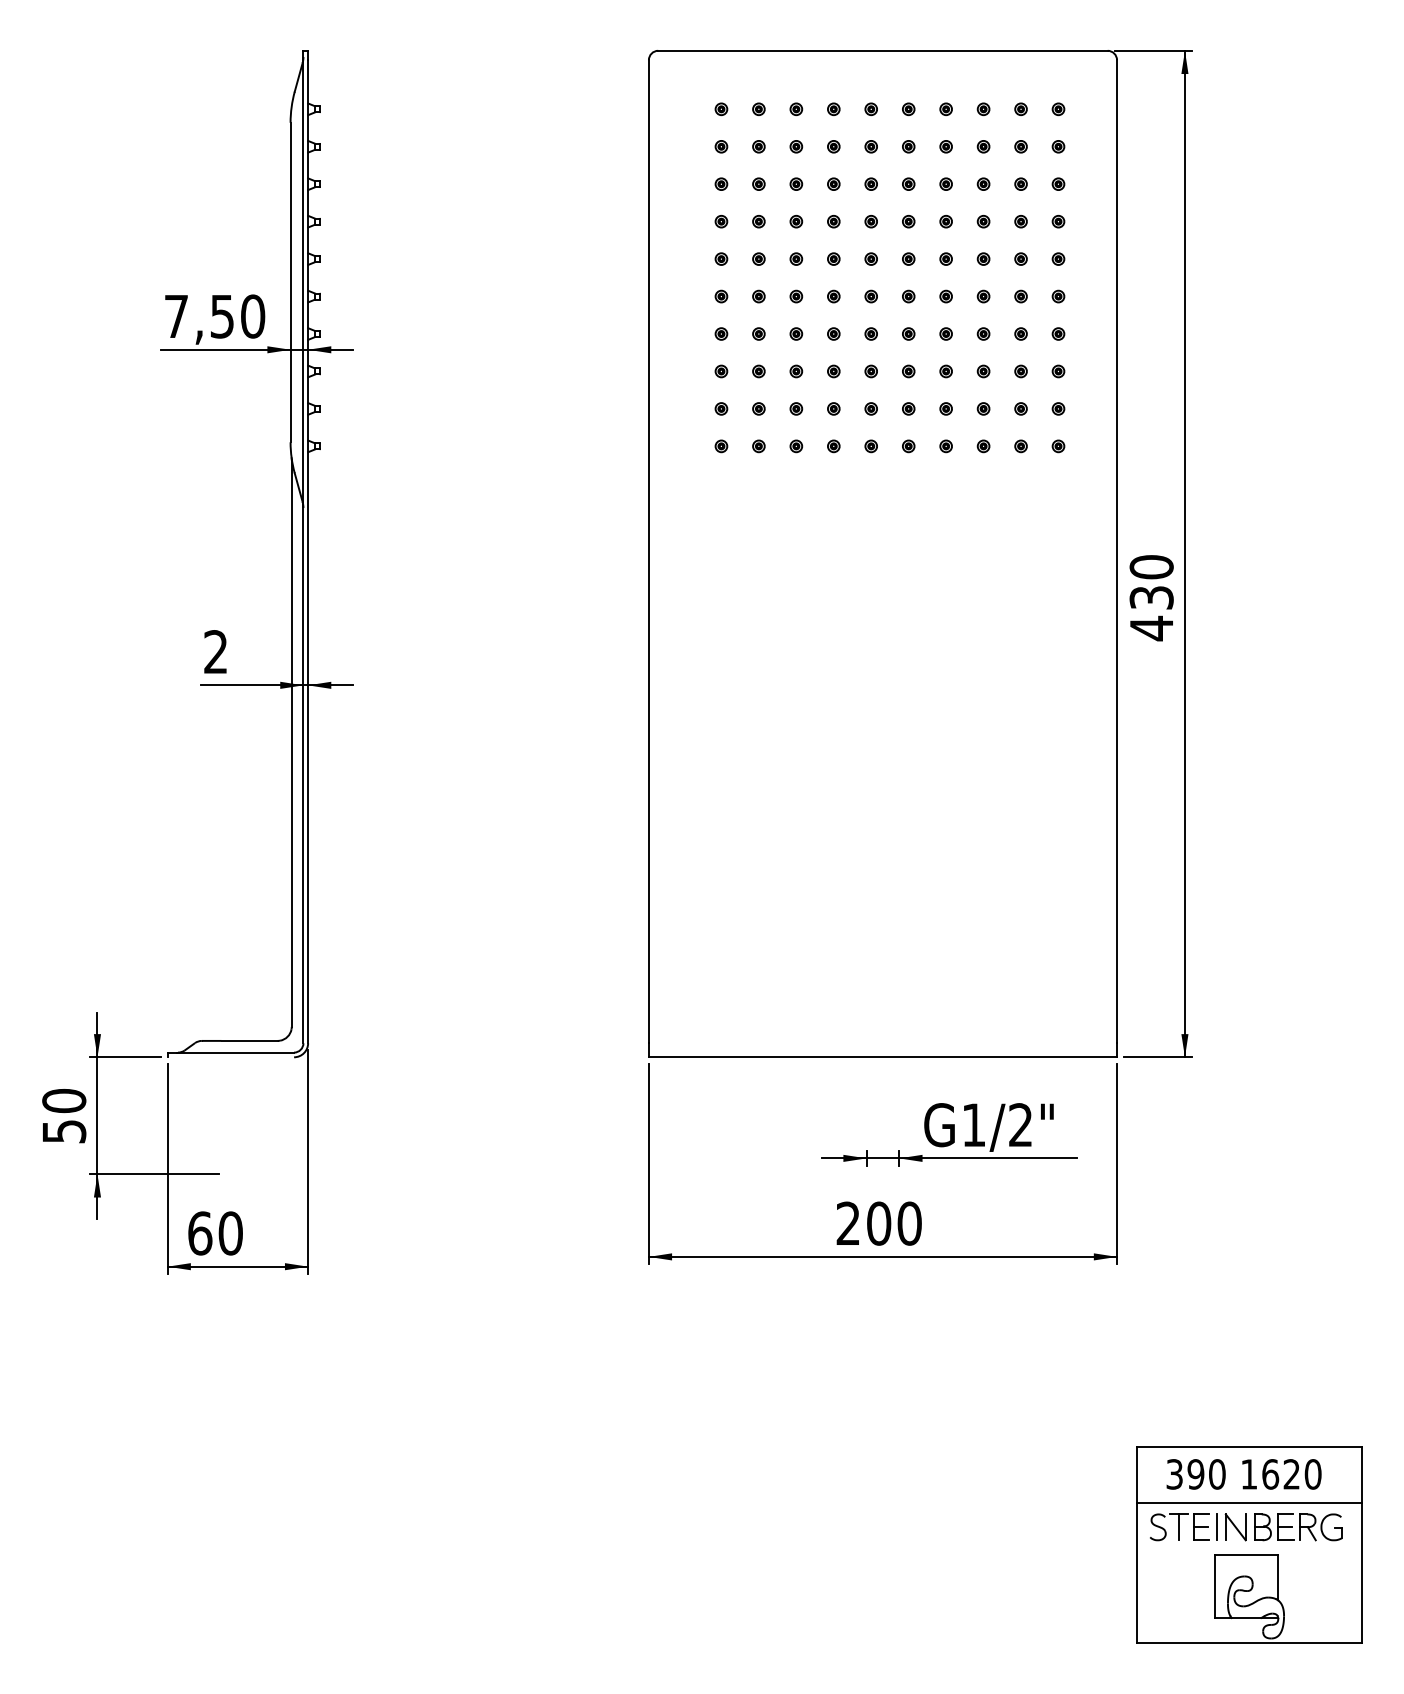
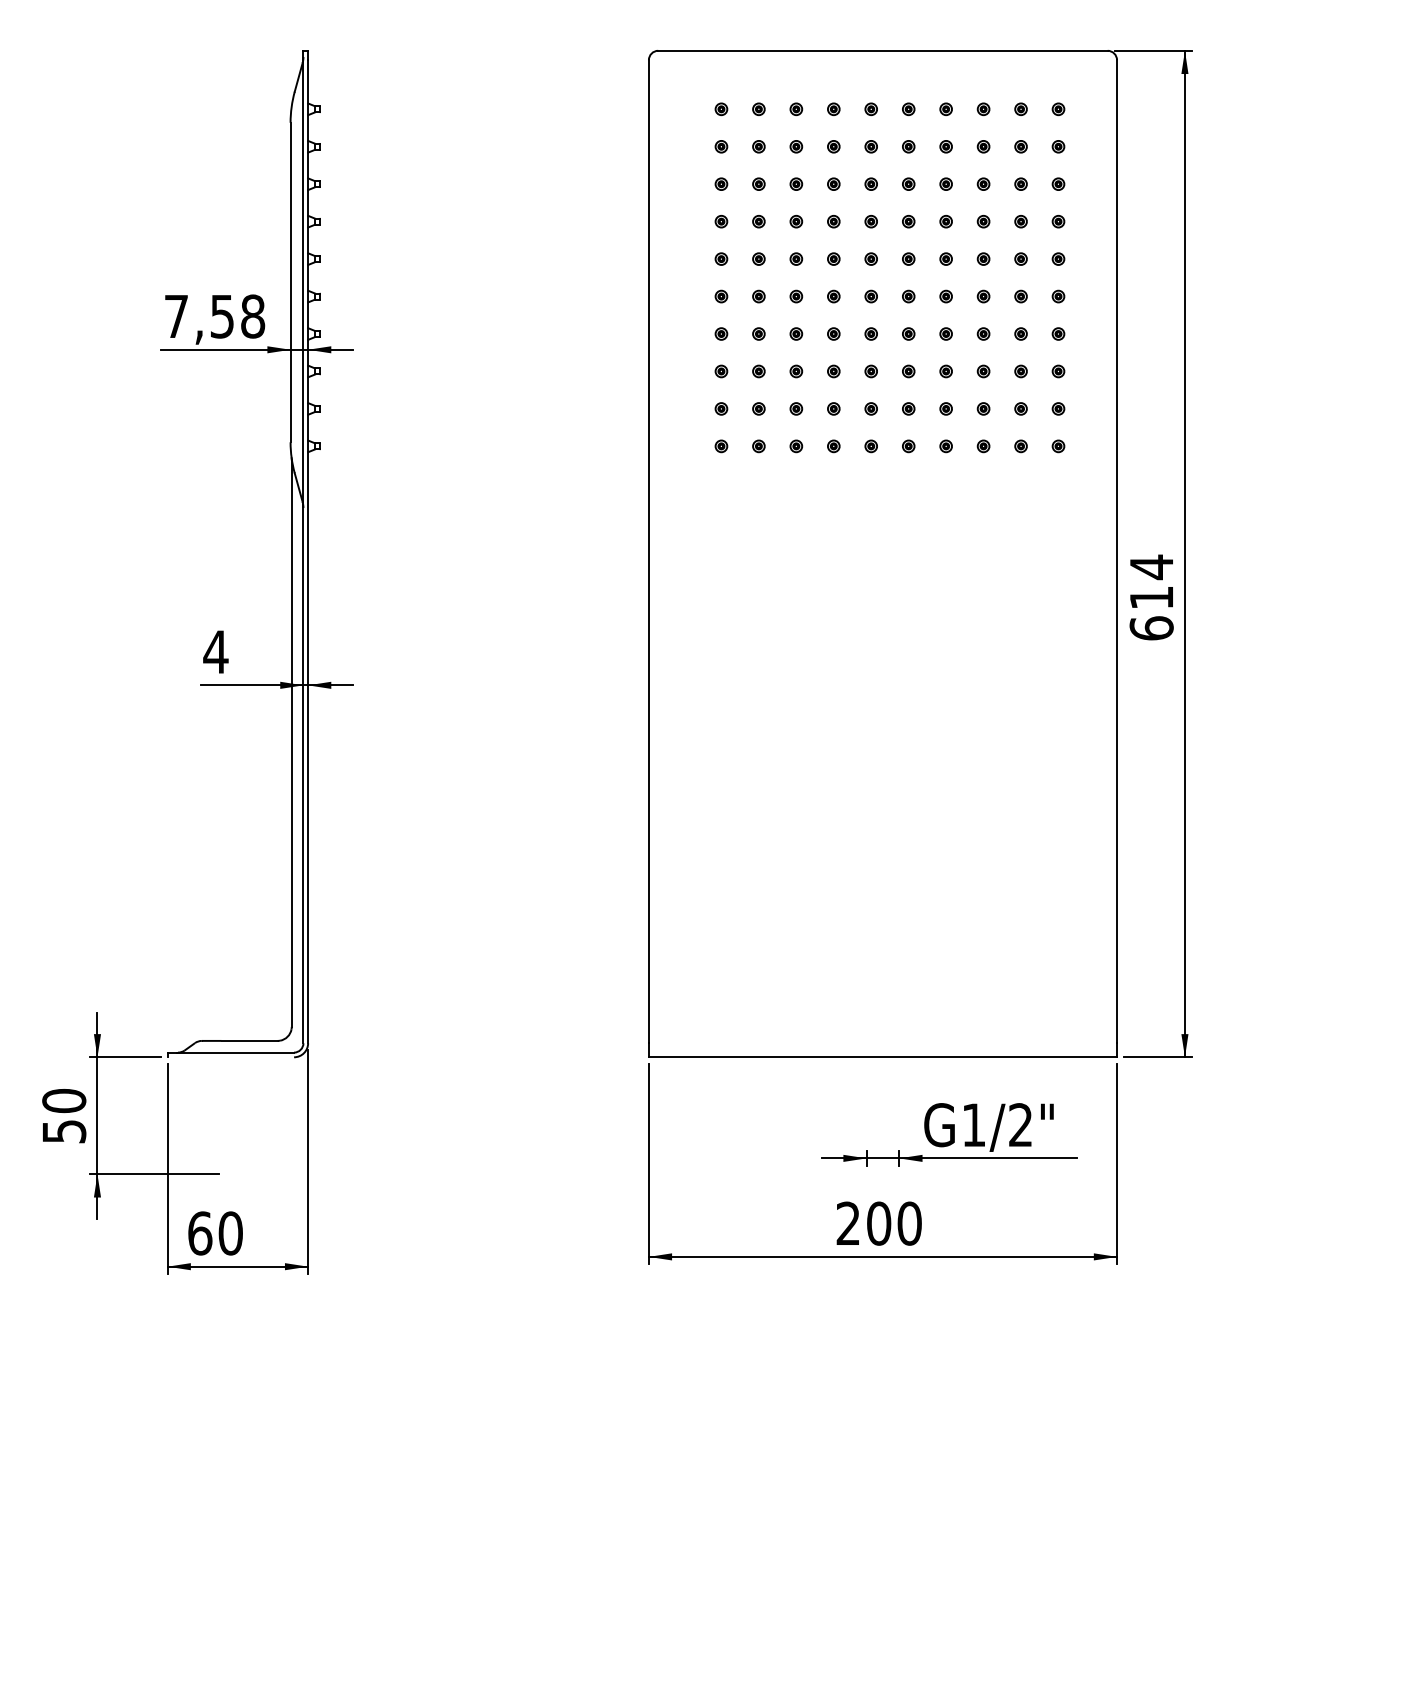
text: 7,50 -> 7,58 (253, 316)
text: 430 -> 614 (1151, 597)
text: 2 -> 4 (215, 651)
part: present -> none (1249, 1544)
